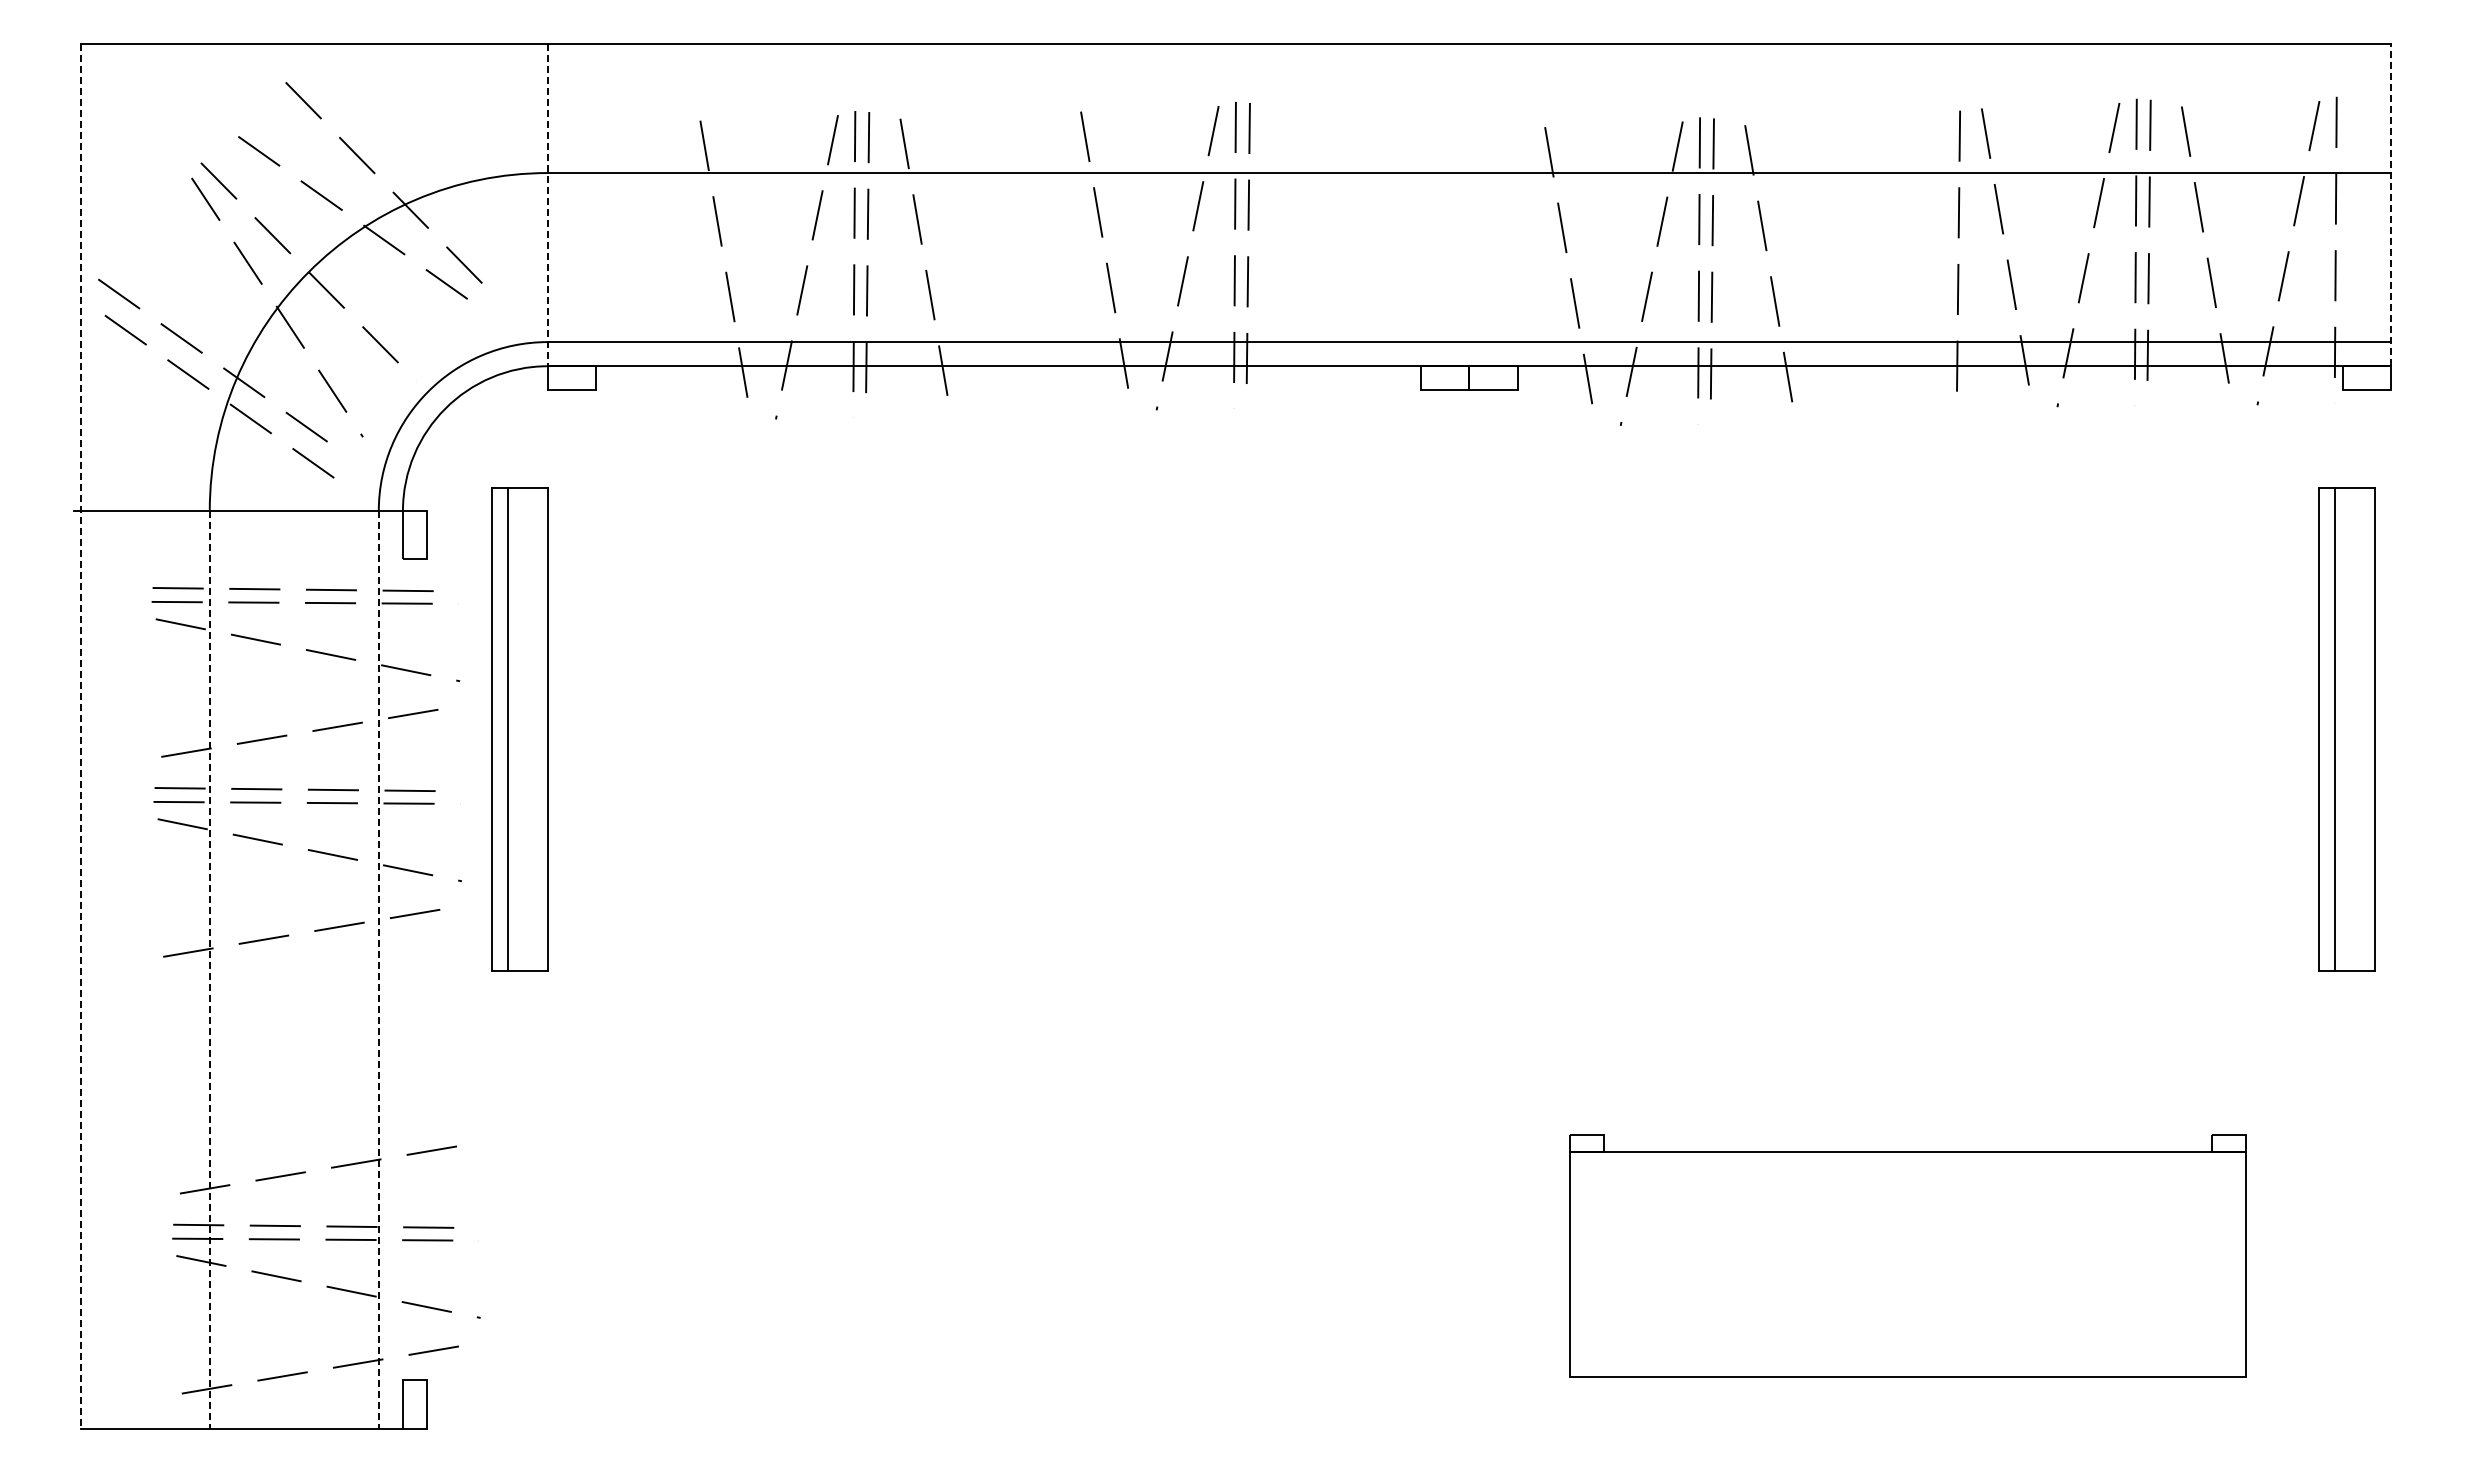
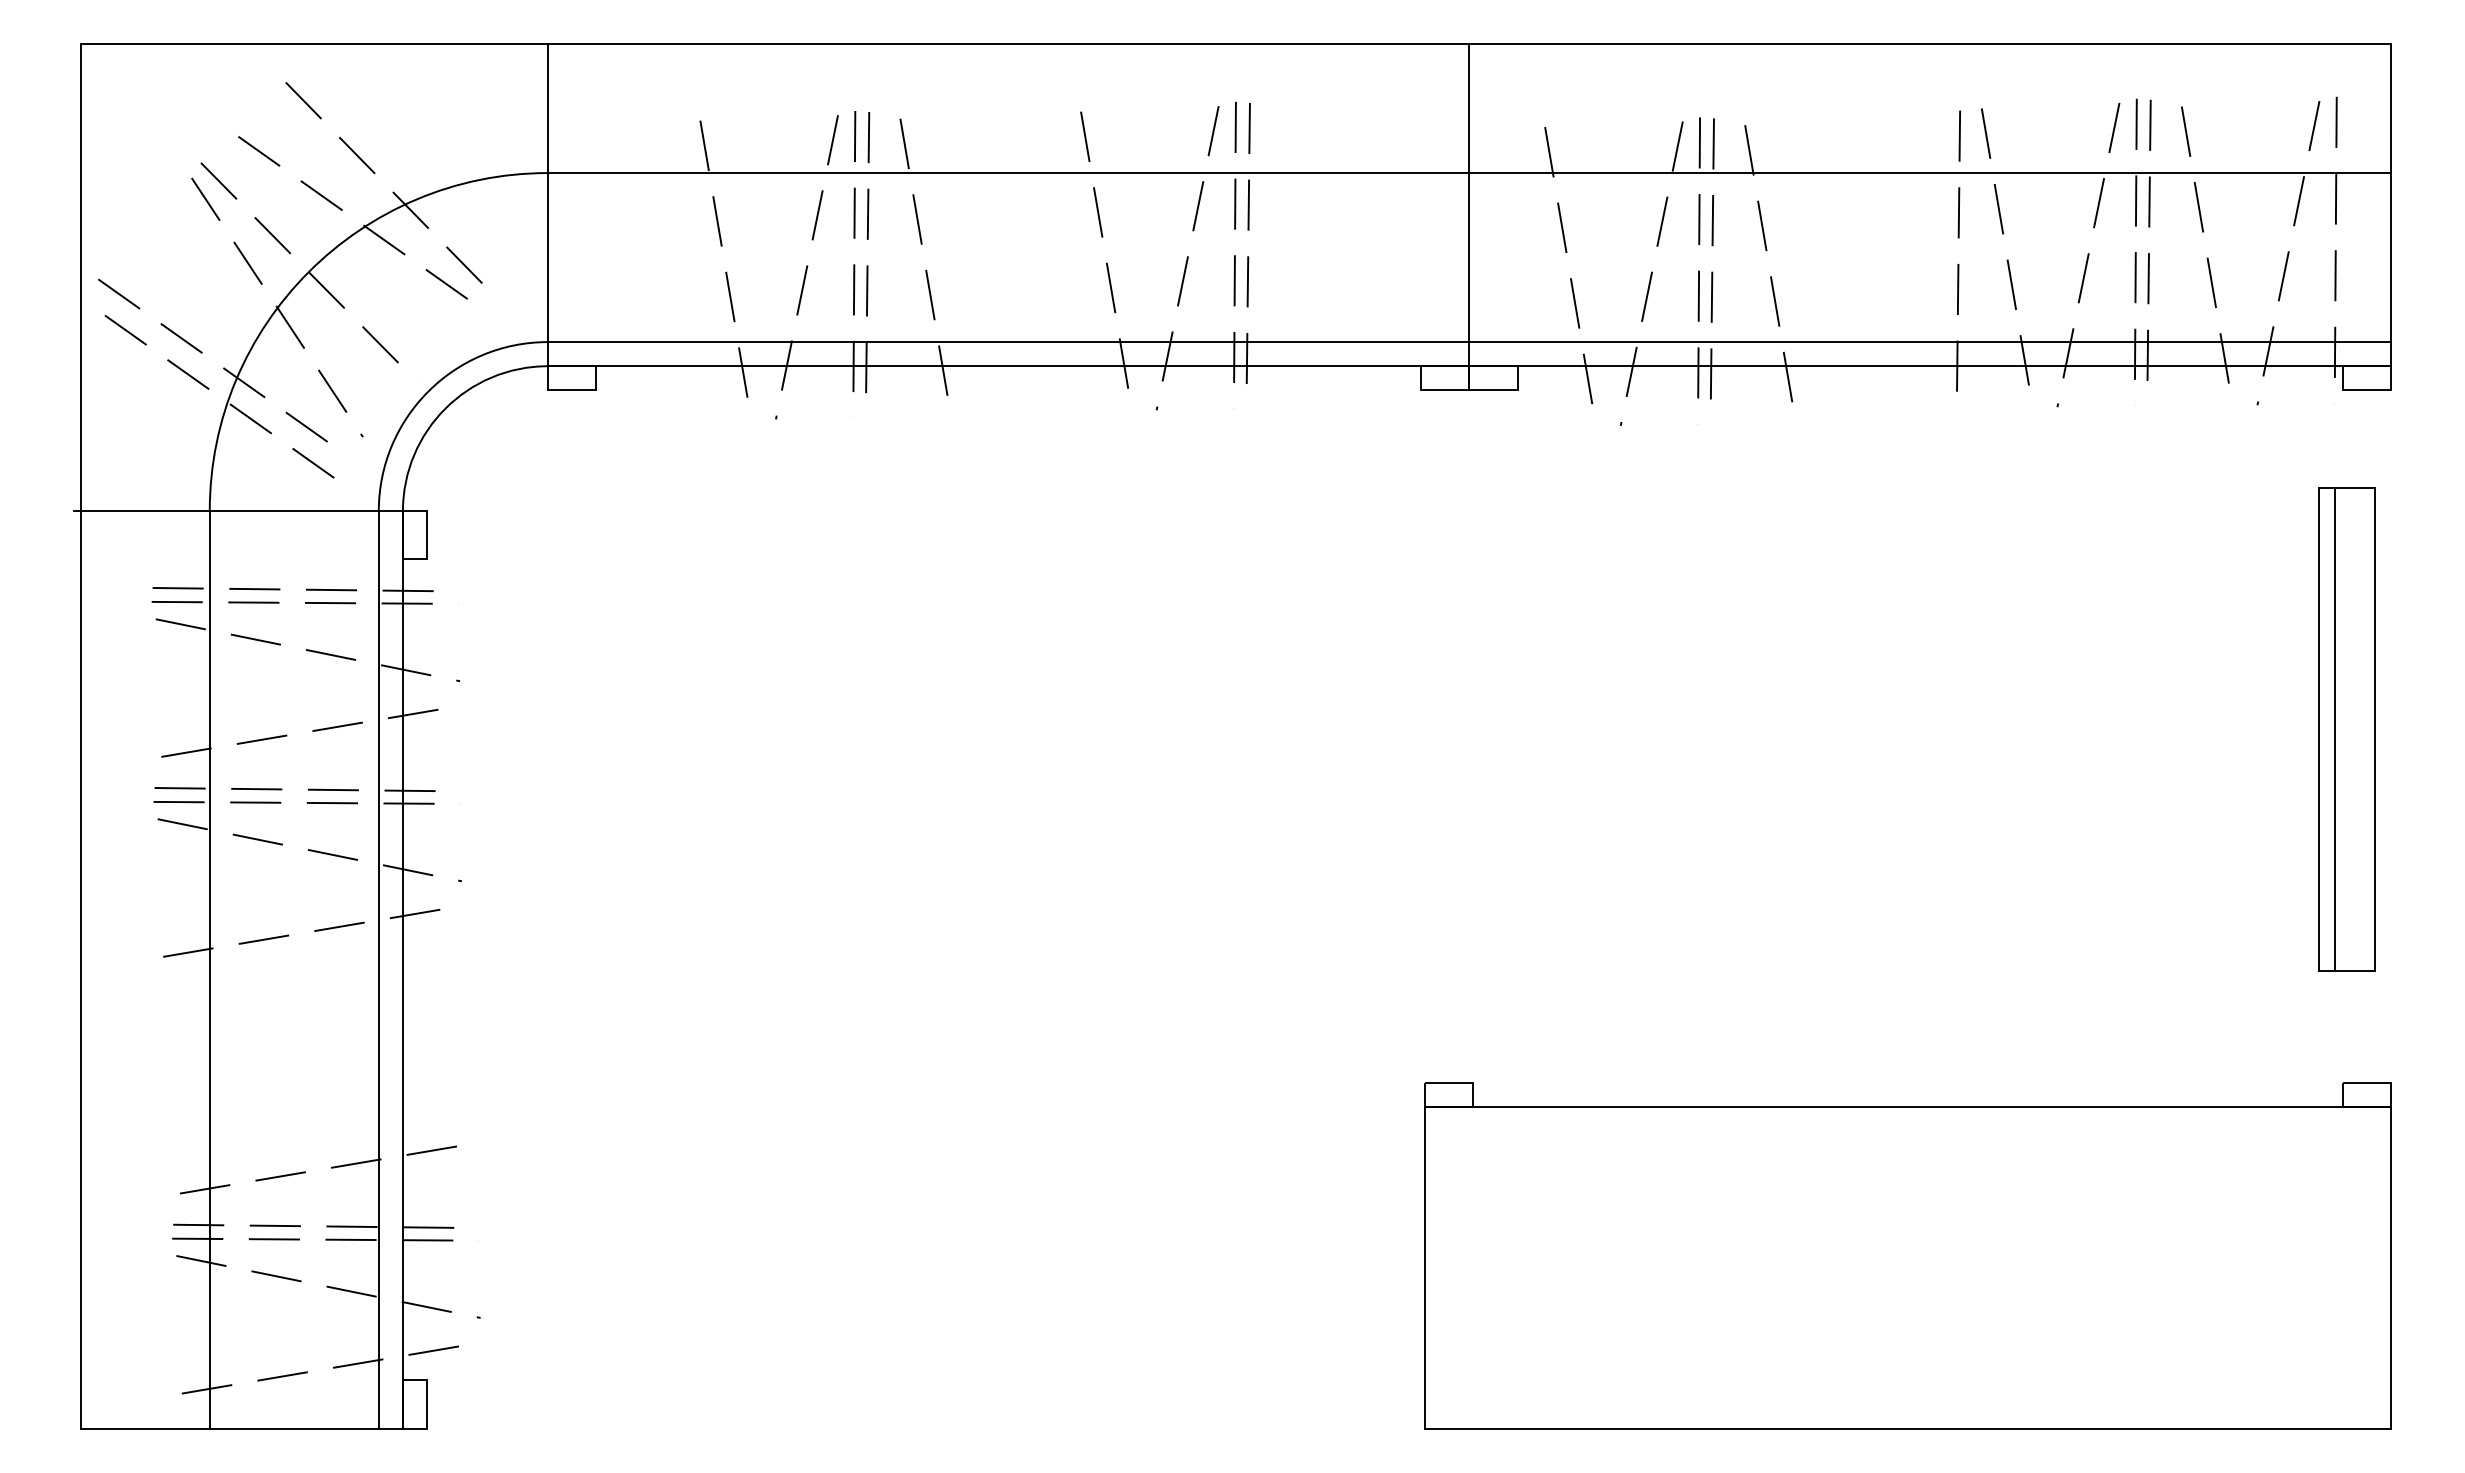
line: dashed -> solid (547, 205)
line: none -> present (1469, 205)
line: dashed -> solid (2391, 205)
part: present -> none (519, 729)
line: dashed -> solid (80, 736)
line: dashed -> solid (209, 969)
line: dashed -> solid (378, 969)
line: none -> present (402, 969)
part size: 678x244 px -> 968x348 px (1907, 1255)
